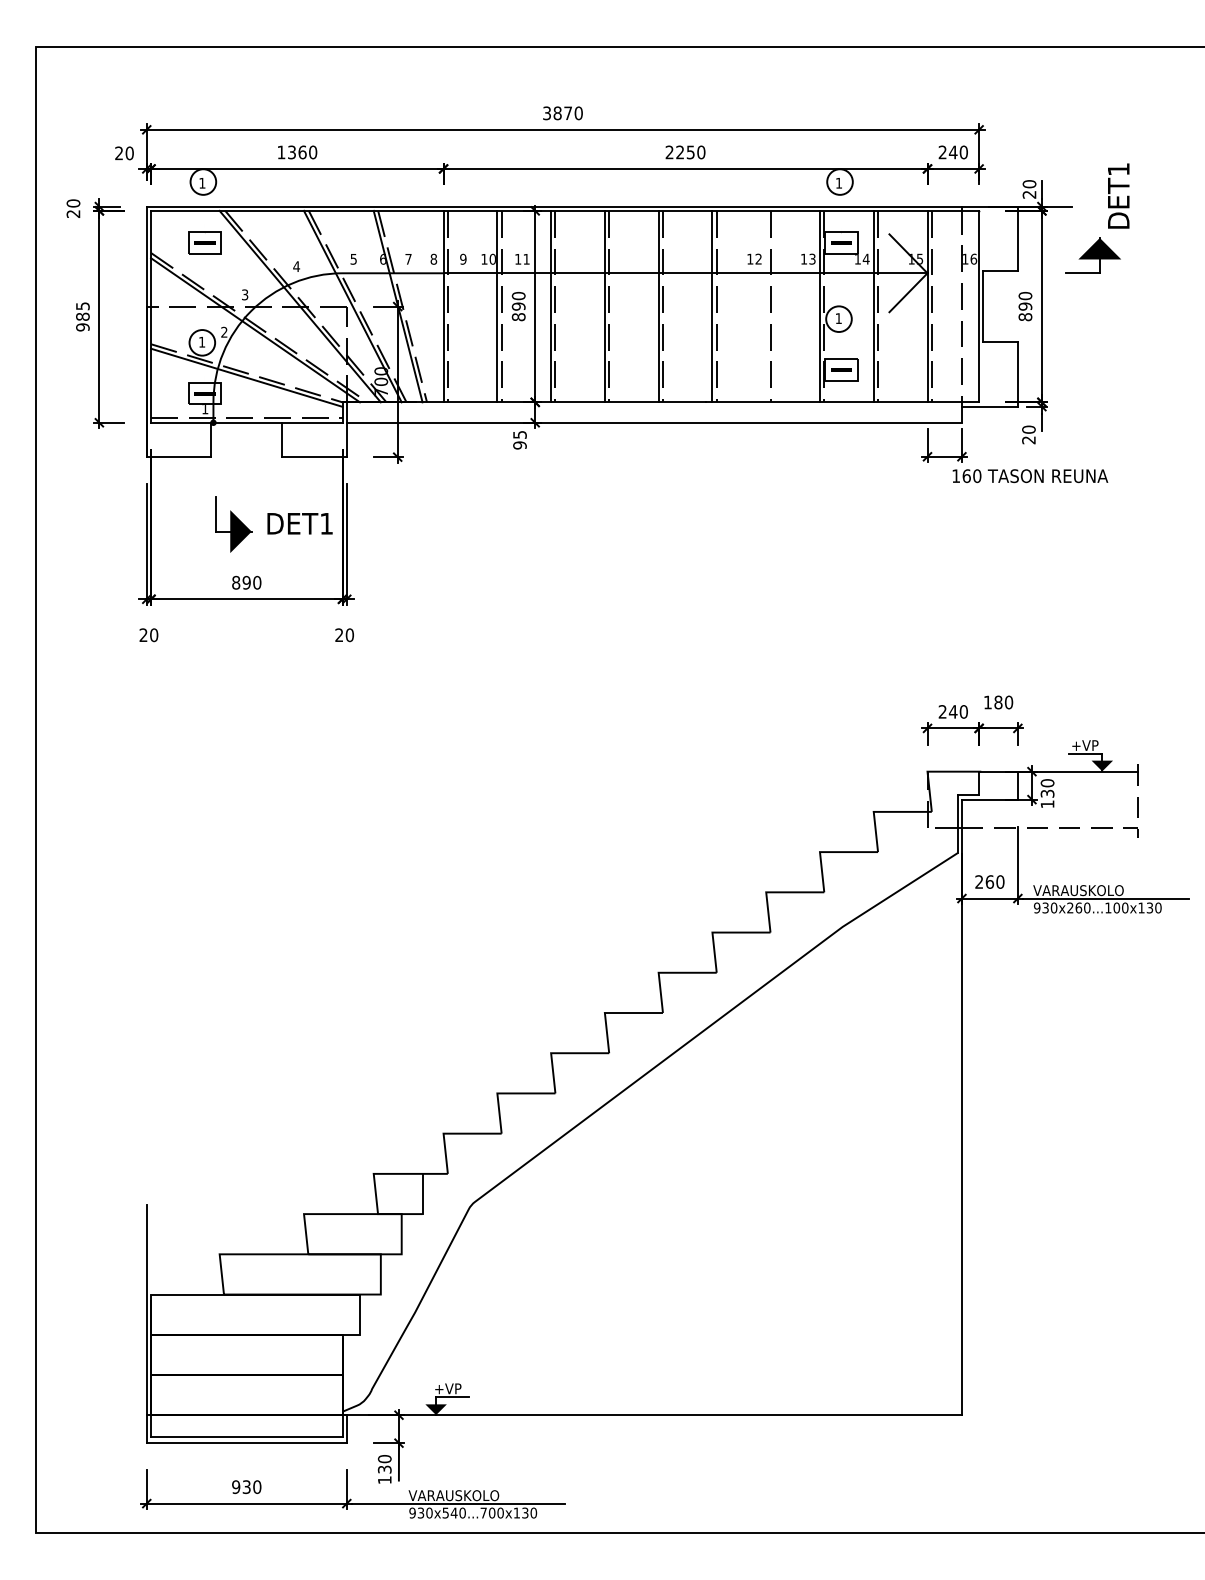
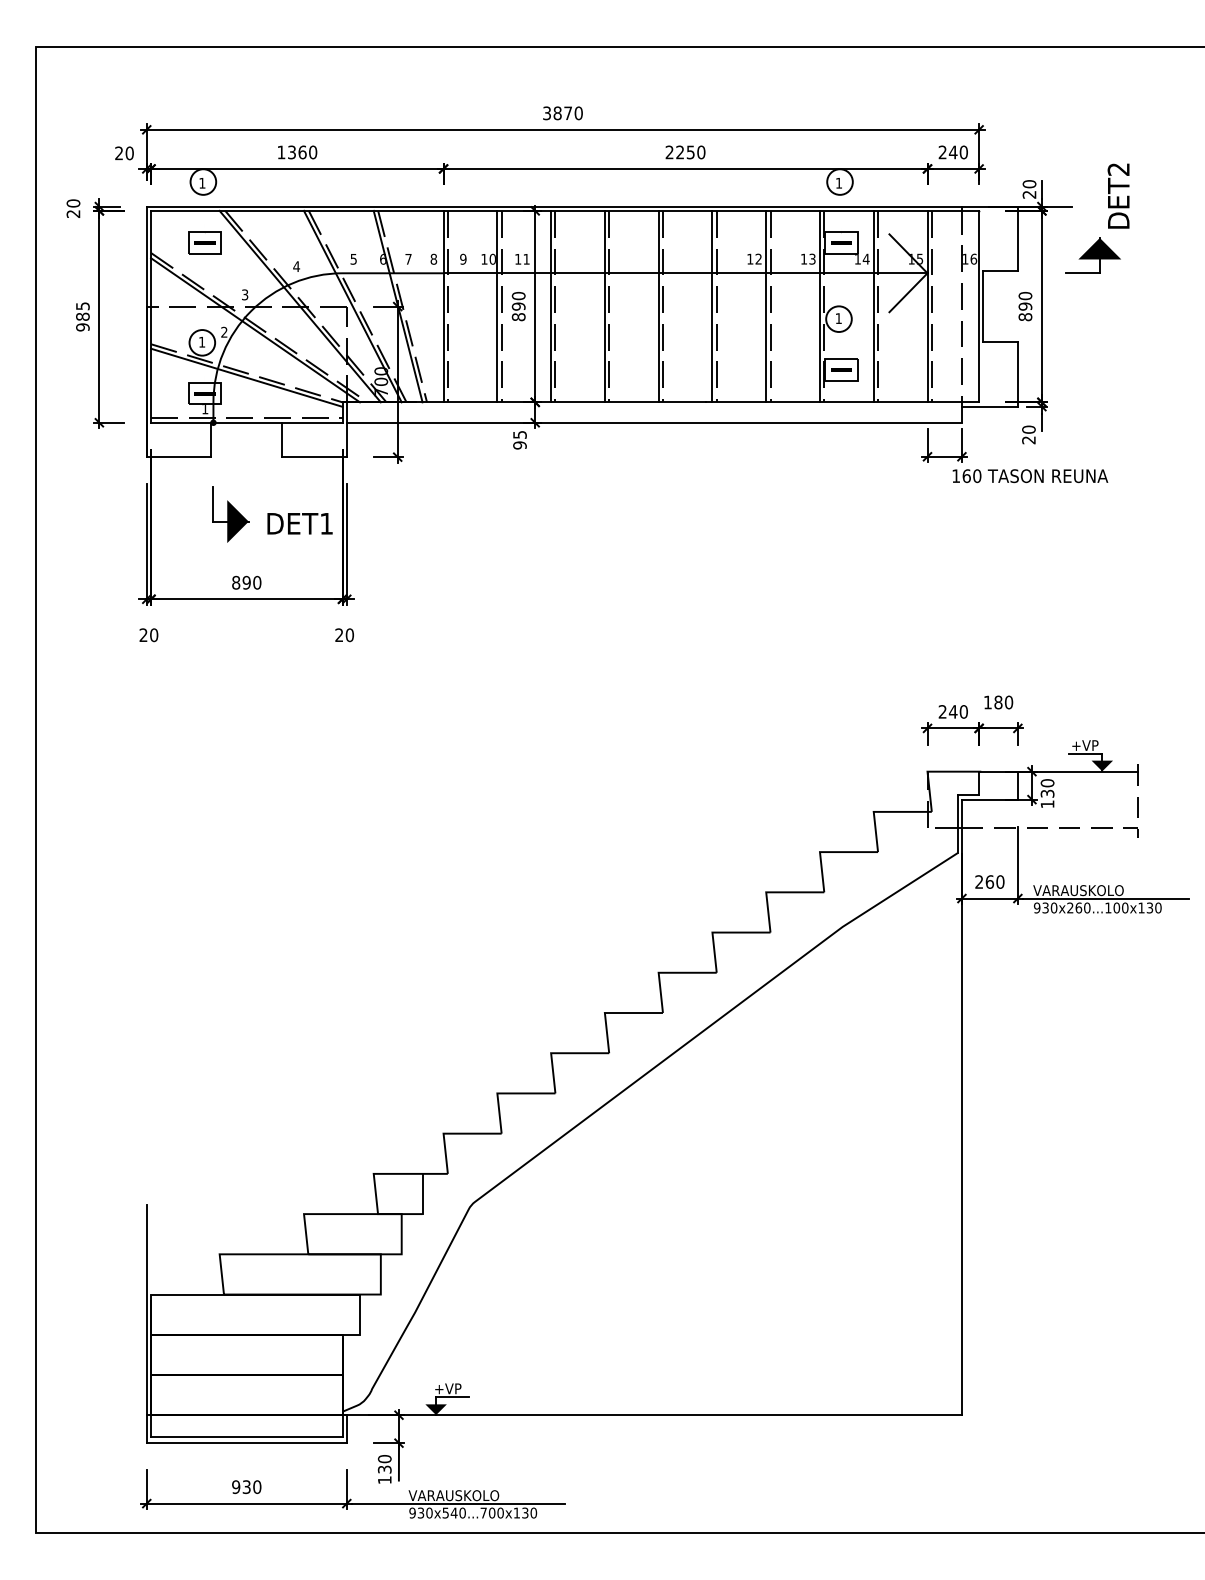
text: DET1 -> DET2 (1118, 169)
line: none -> present (766, 306)
part position: (233, 524) -> (230, 514) (230, 514)
